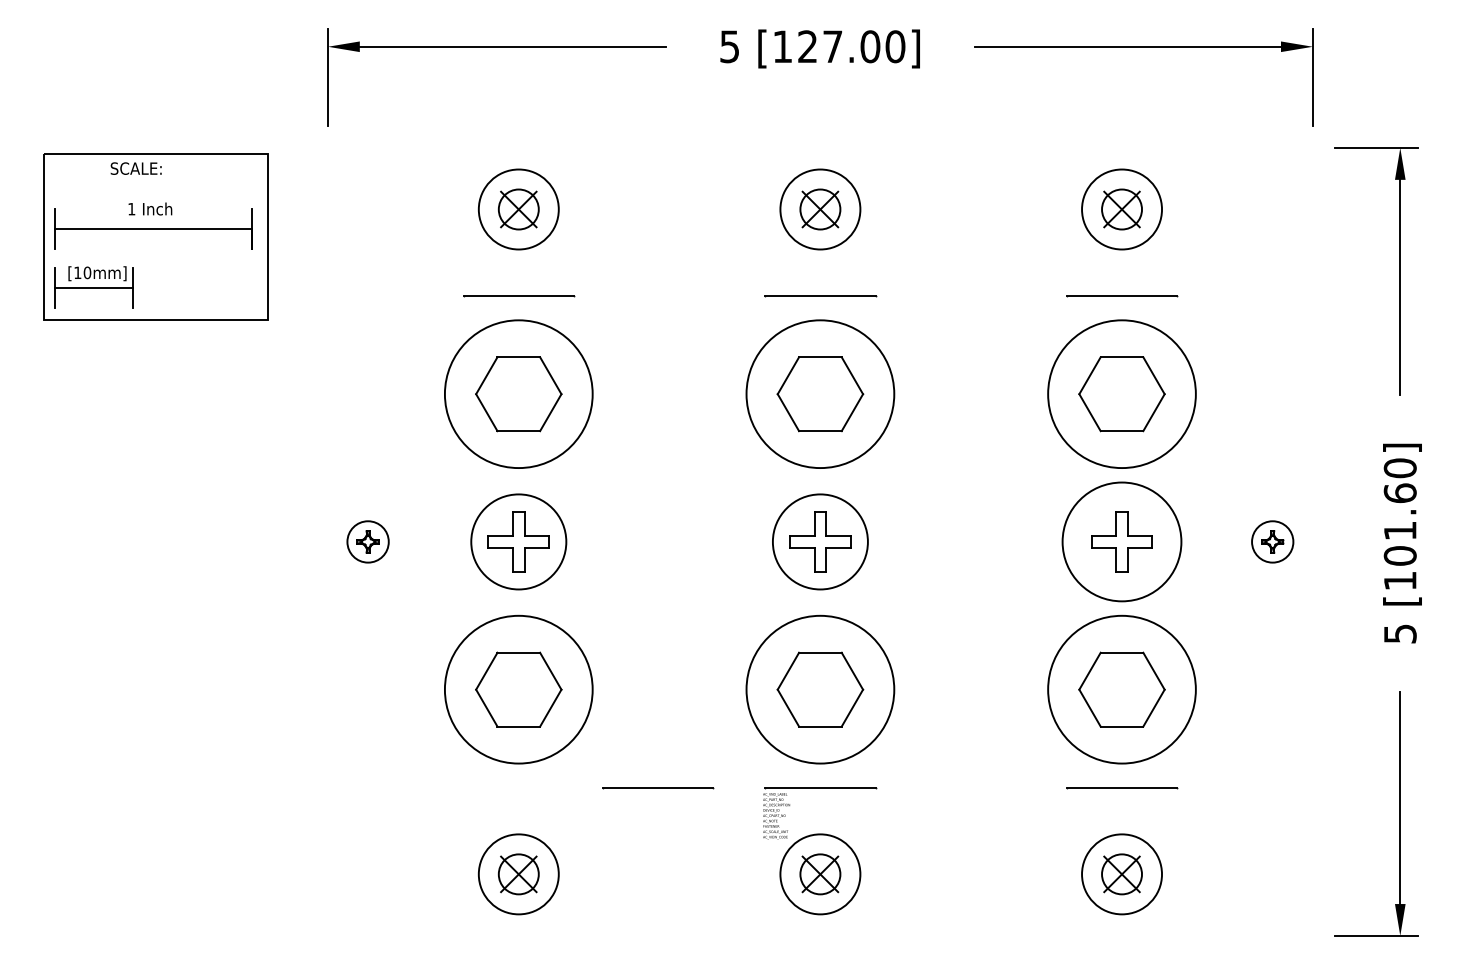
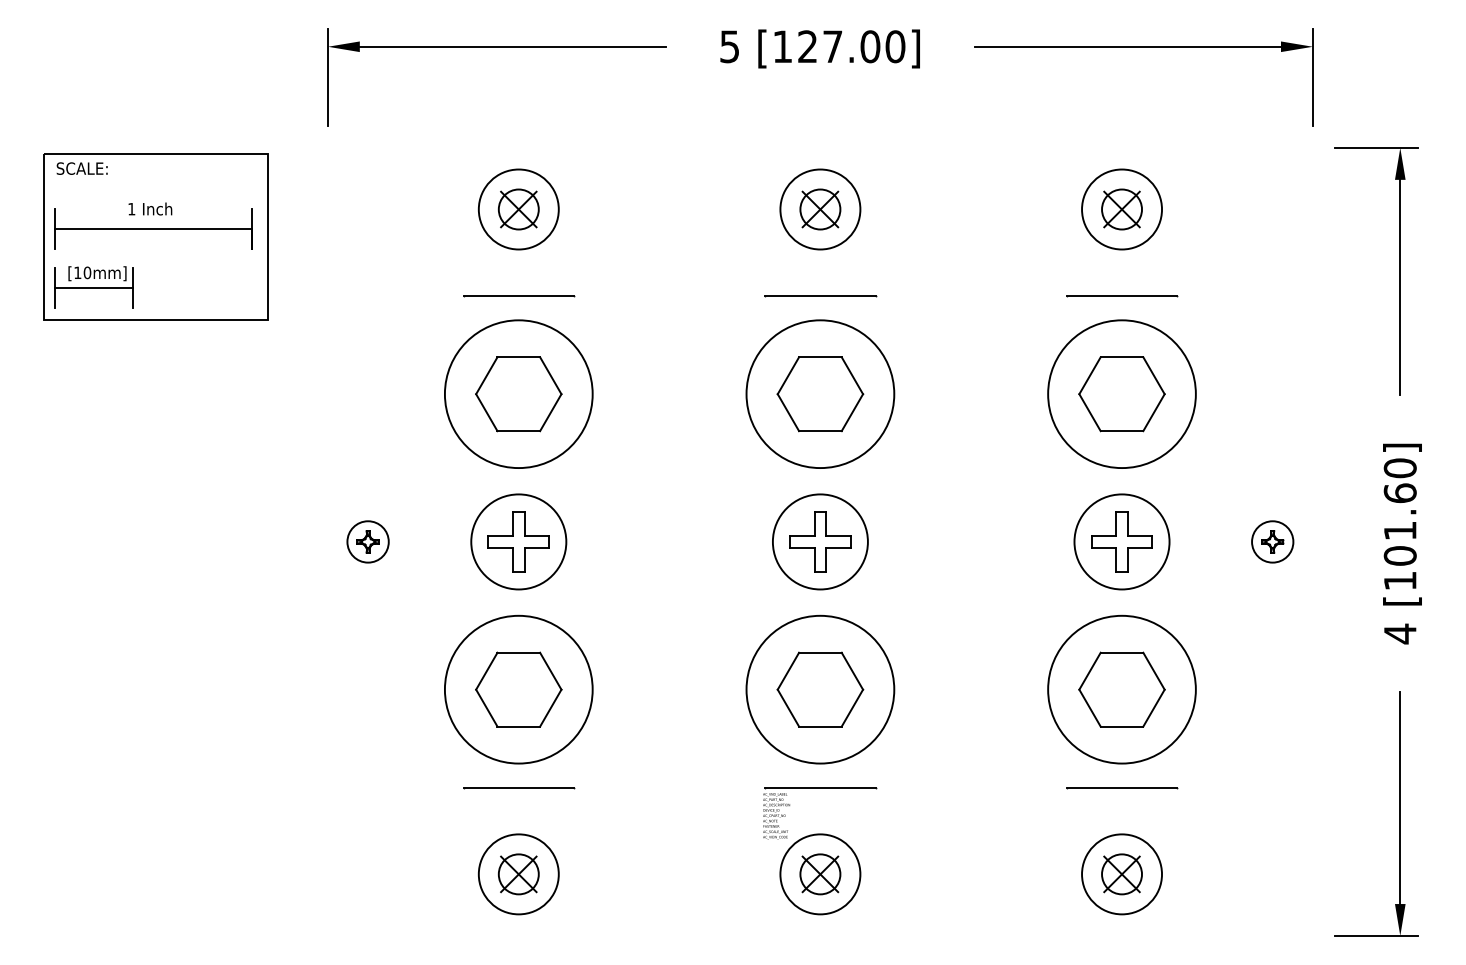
text position: (135, 168) -> (81, 168) (81, 168)
circle diameter: 119 px -> 95 px (1121, 541)
text: 5 -> 4 (1400, 633)
line position: (658, 788) -> (519, 788) (519, 788)
